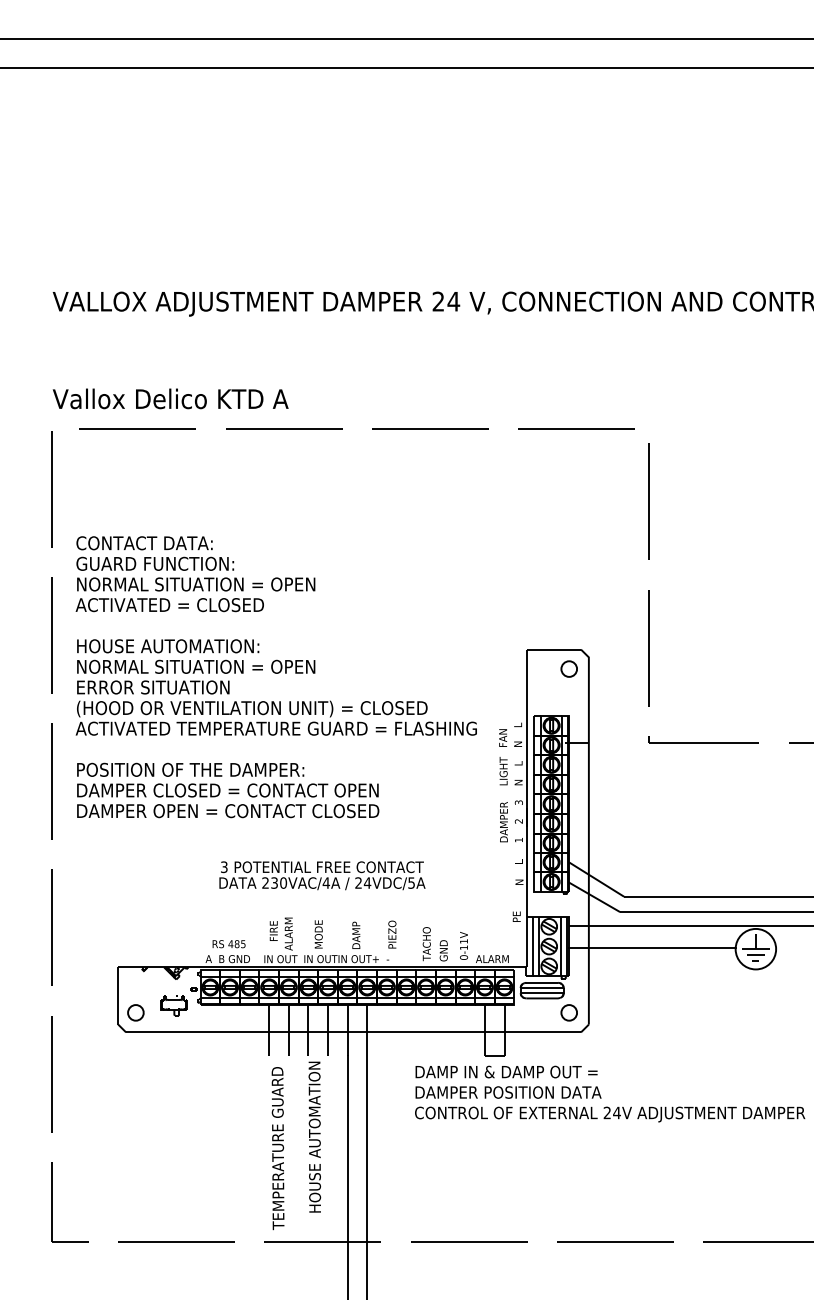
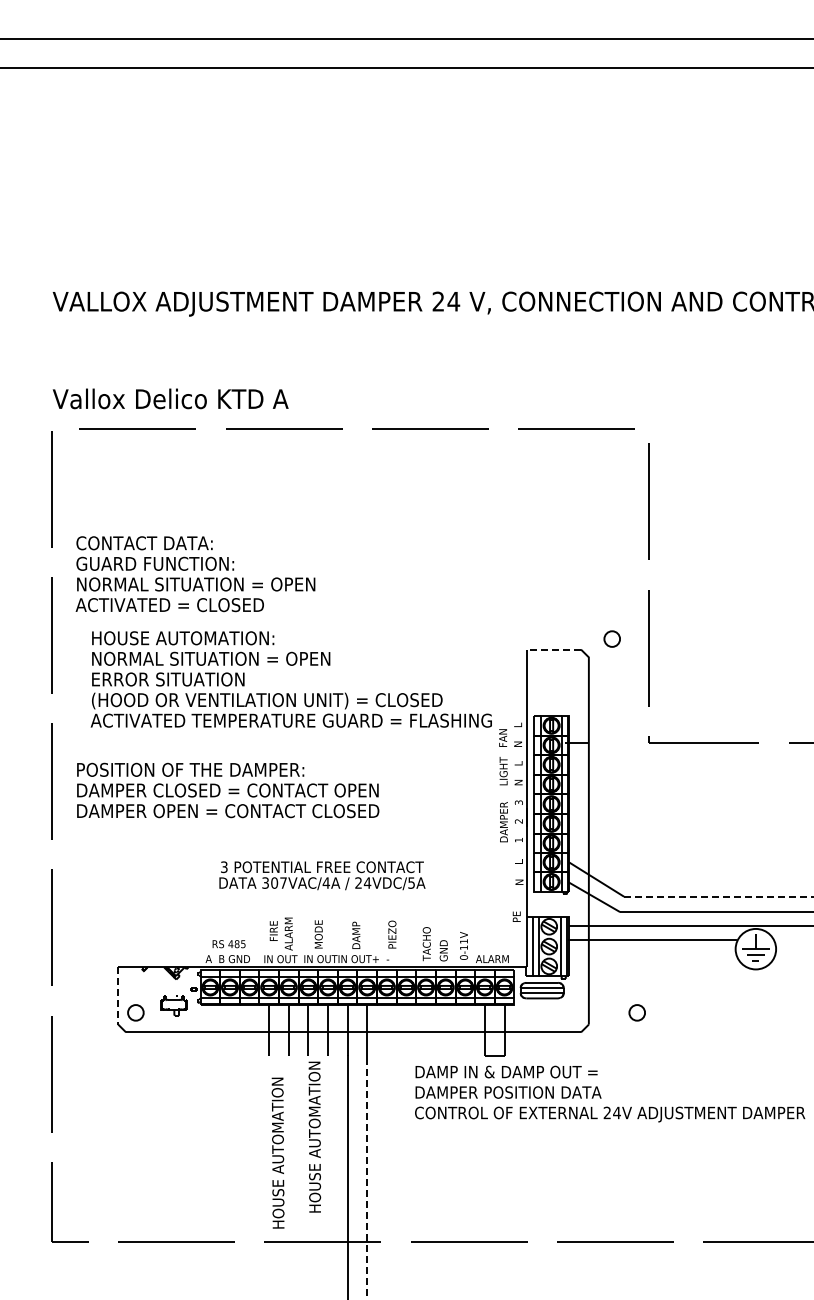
line: solid -> dashed (554, 649)
circle position: (568, 668) -> (611, 638) (611, 638)
text position: (275, 687) -> (290, 679) (290, 679)
text: 230VAC/4A -> 307VAC/4A (274, 882)
line: solid -> dashed (718, 896)
line position: (652, 948) -> (652, 940) (652, 940)
line: solid -> dashed (118, 996)
circle position: (568, 1012) -> (636, 1012) (636, 1012)
text: TEMPERATURE GUARD -> HOUSE AUTOMATION (277, 1148)
line: solid -> dashed (367, 1178)
